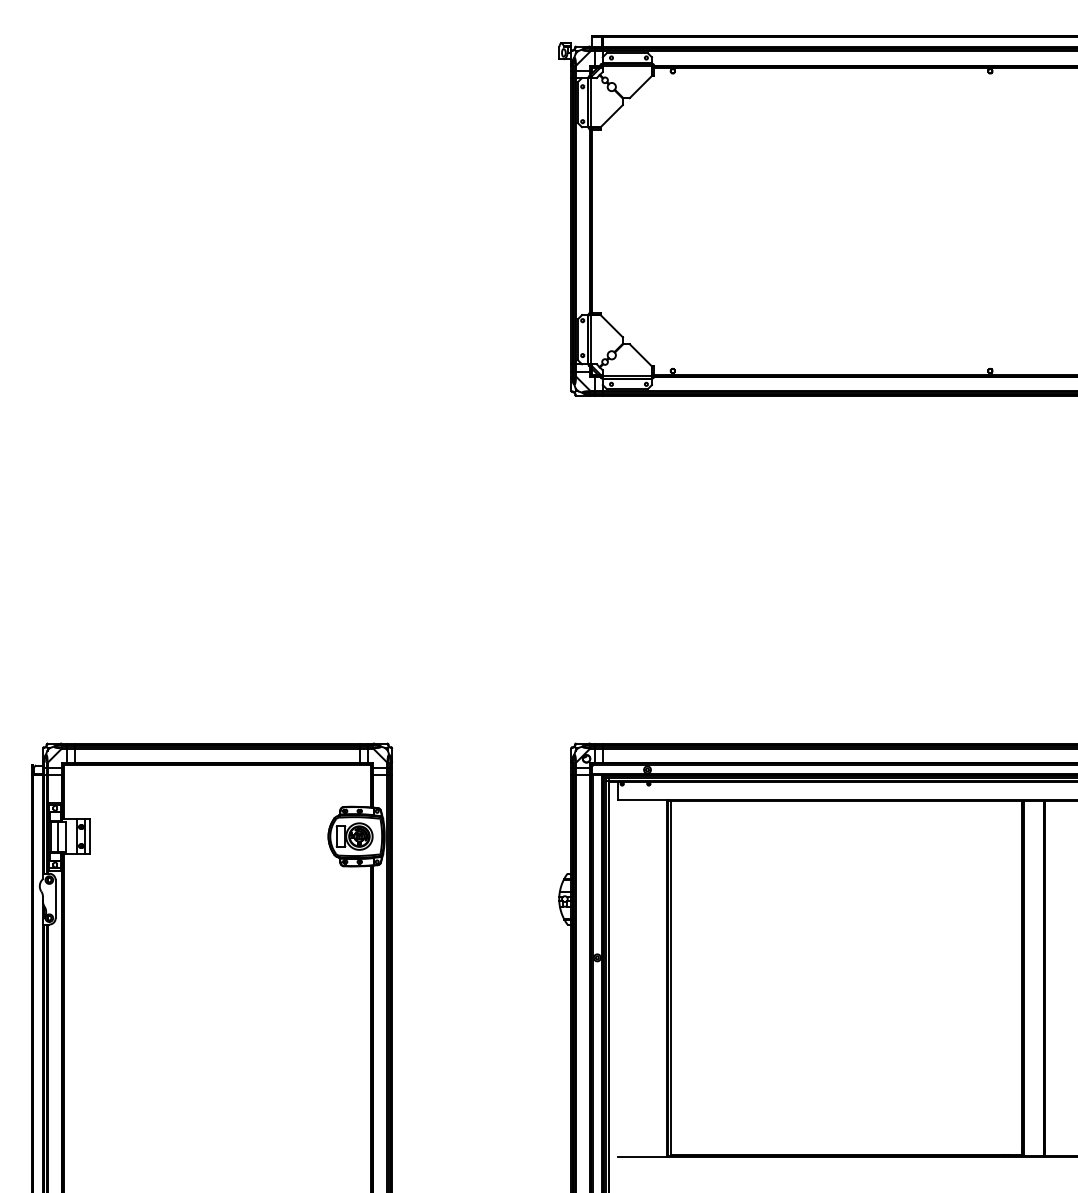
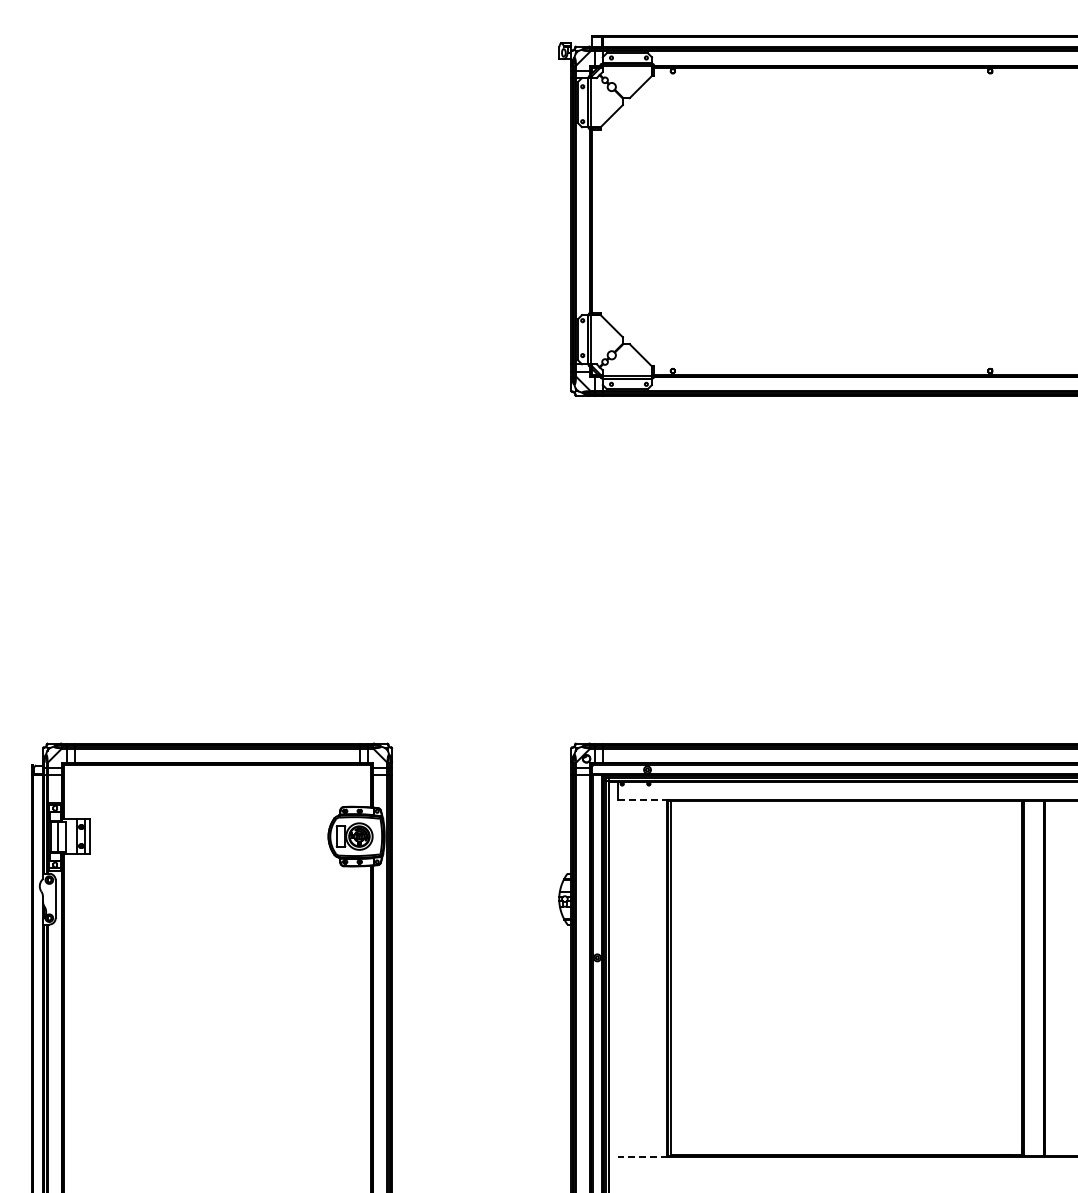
line: solid -> dashed (643, 799)
line: solid -> dashed (643, 1157)
